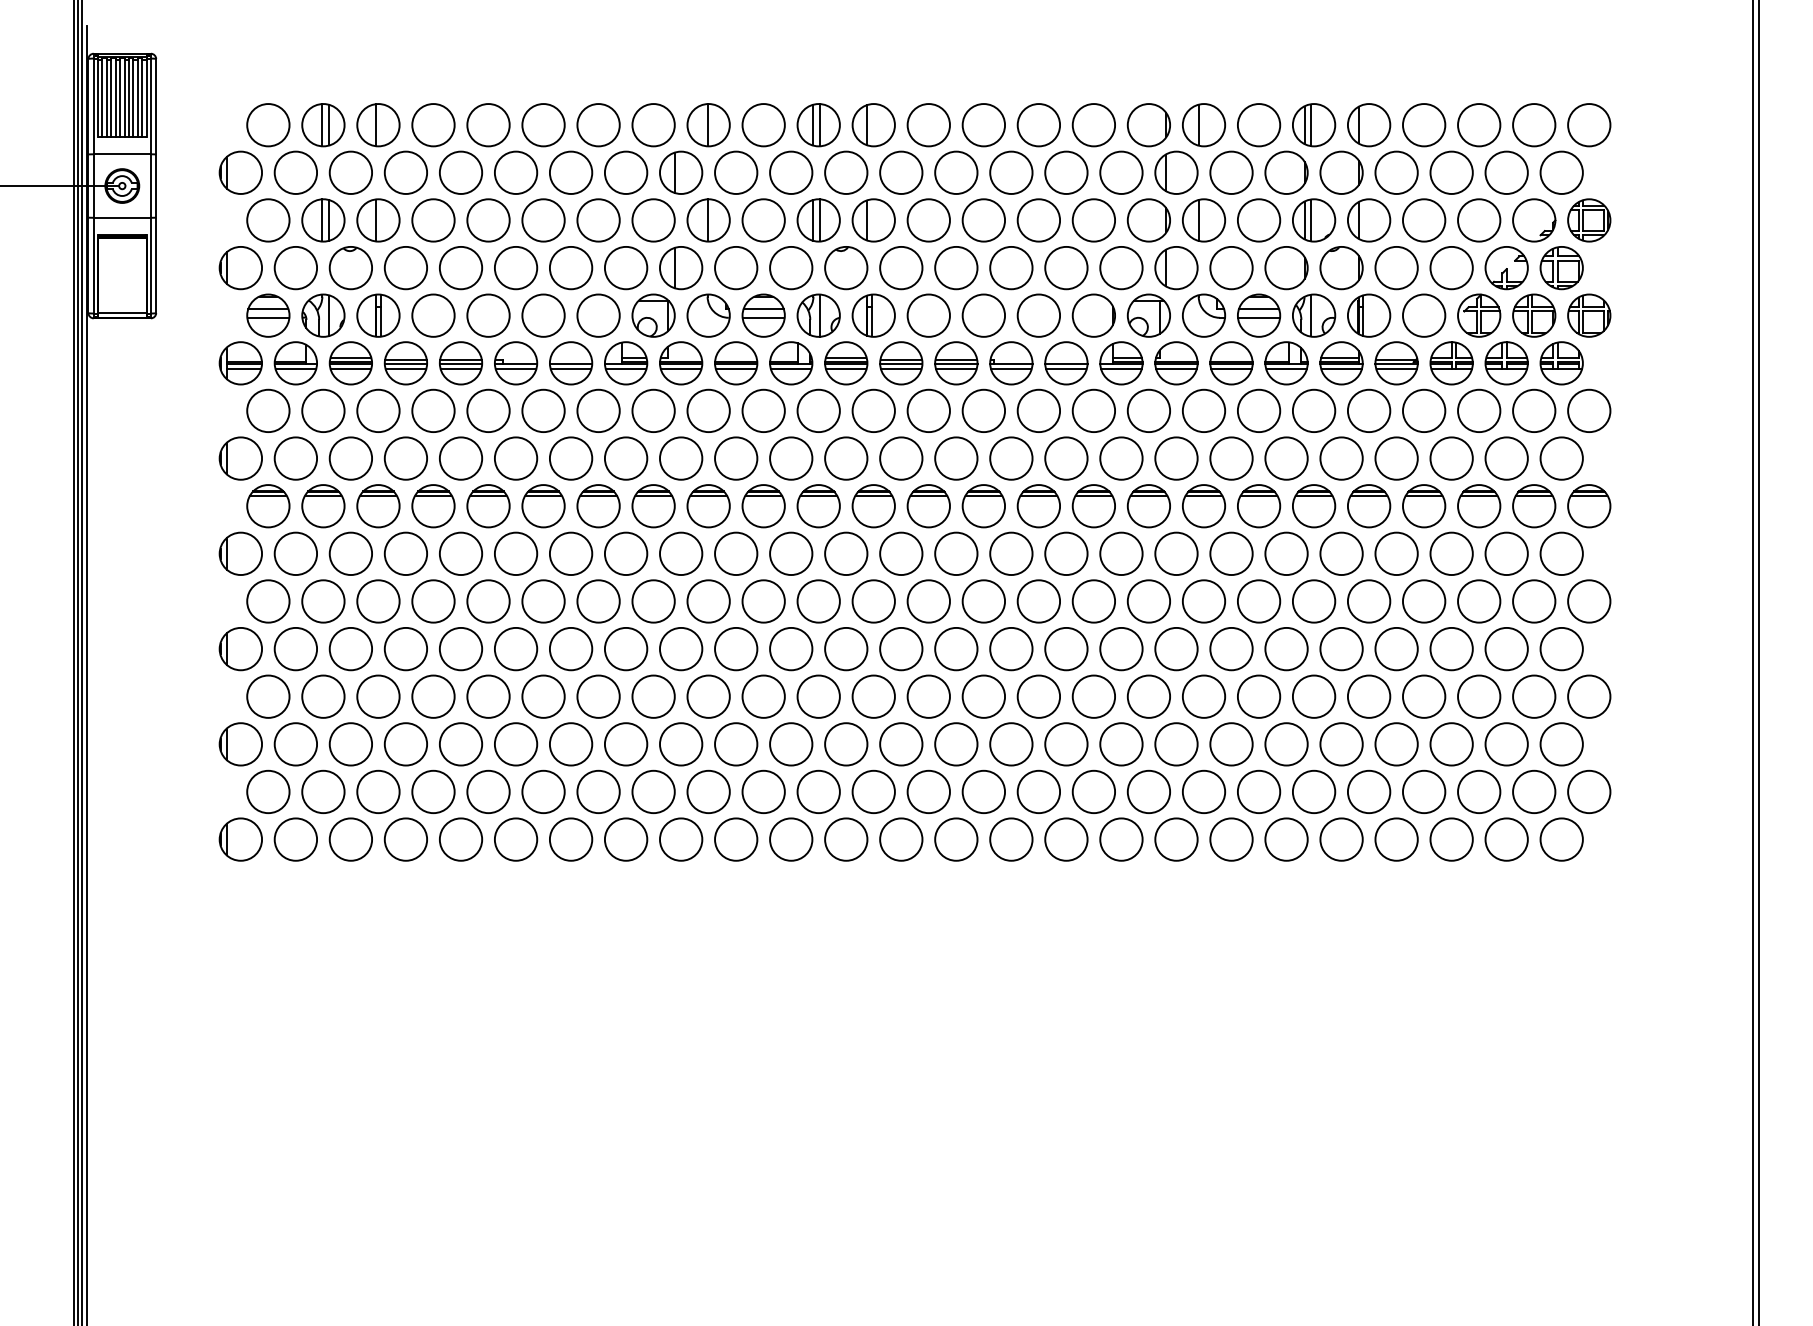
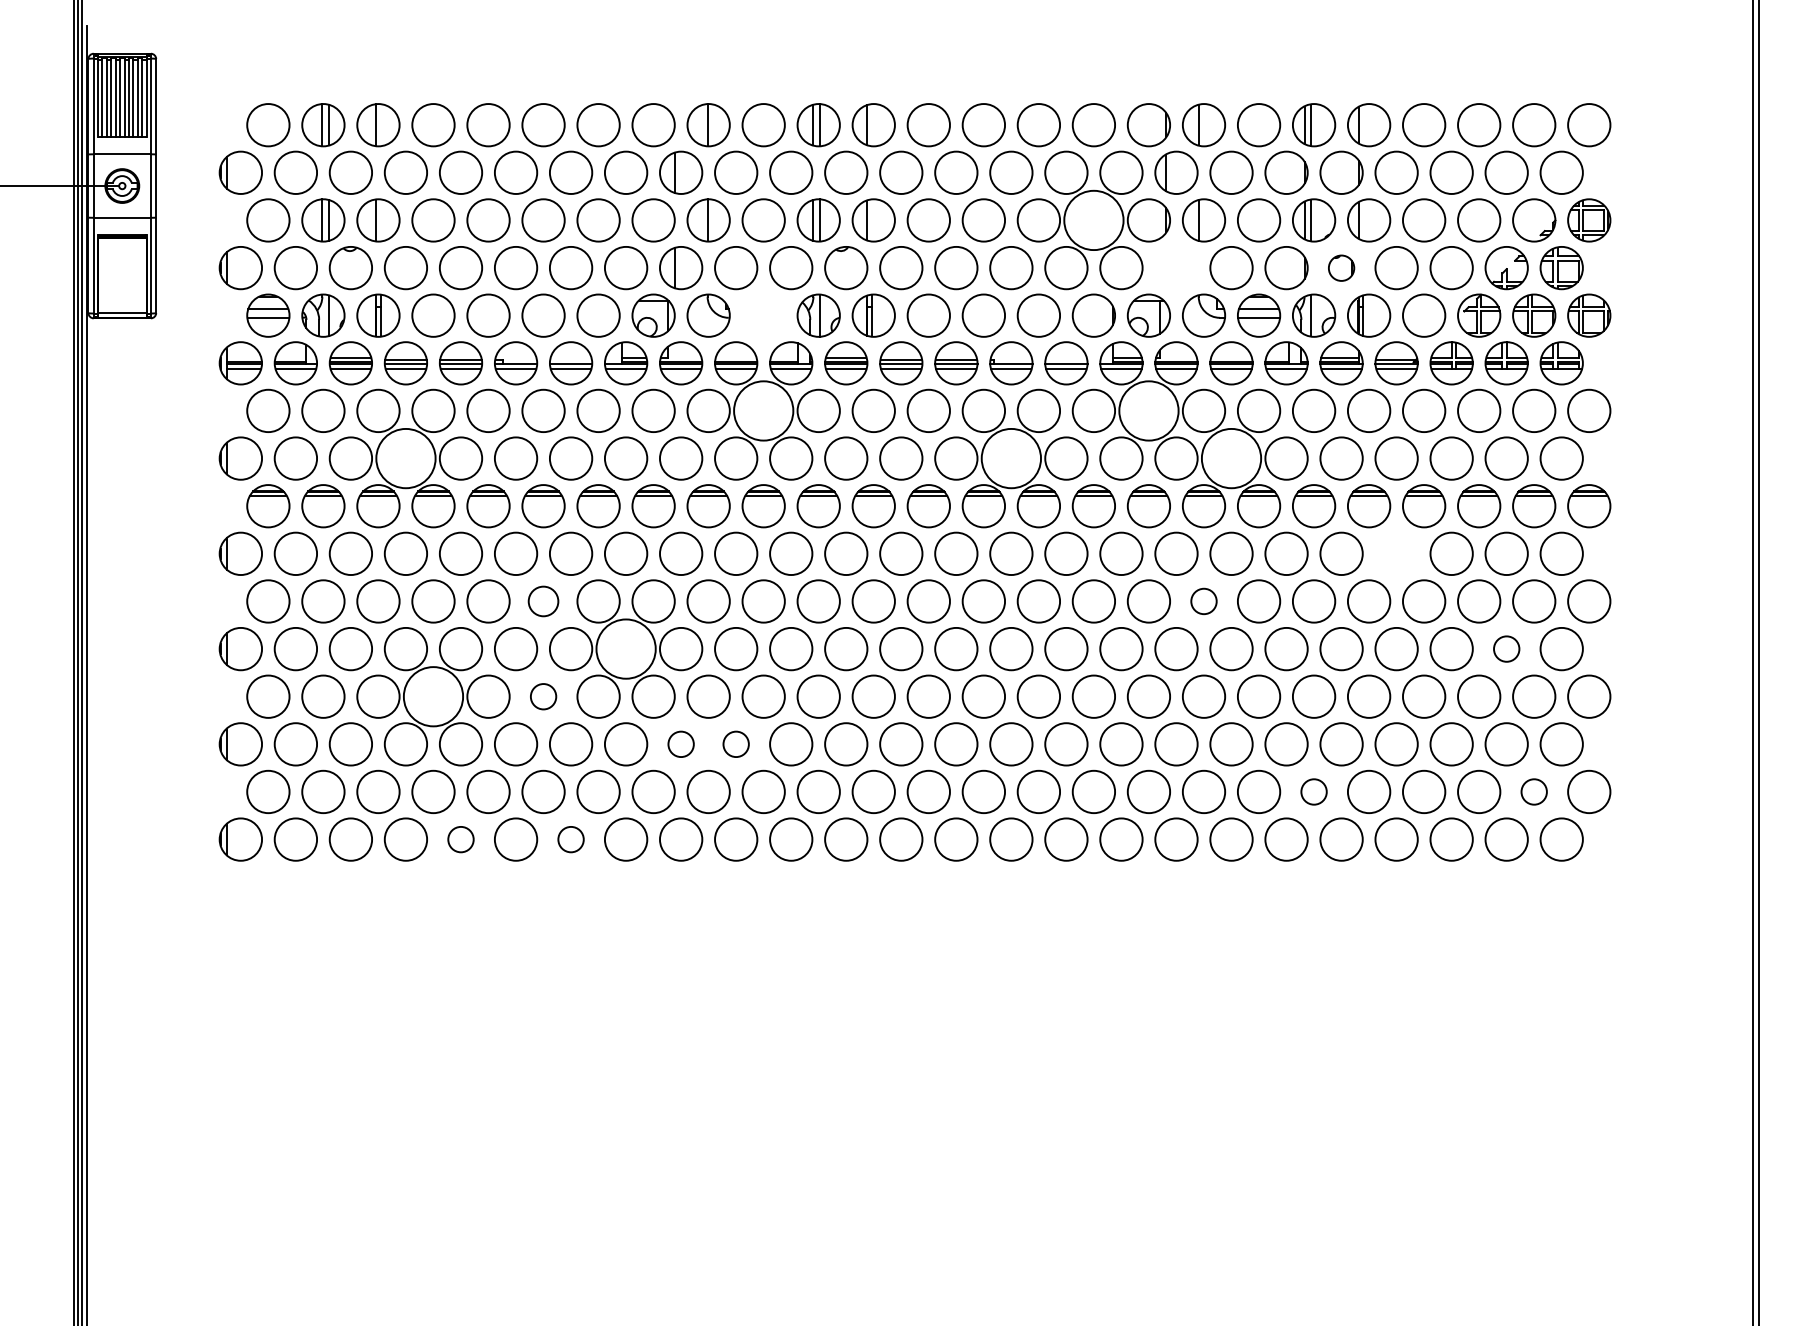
circle diameter: 42 px -> 59 px (1093, 220)
part: present -> none (1176, 268)
part size: 45x45 px -> 28x28 px (1341, 267)
part: present -> none (763, 315)
circle diameter: 42 px -> 59 px (763, 410)
circle diameter: 42 px -> 59 px (1148, 410)
circle diameter: 42 px -> 59 px (405, 458)
circle diameter: 42 px -> 59 px (1011, 458)
circle diameter: 42 px -> 59 px (1231, 458)
circle: present -> none (1396, 553)
circle size: 45x45 px -> 33x33 px (543, 601)
circle diameter: 42 px -> 25 px (1203, 601)
circle diameter: 42 px -> 59 px (625, 648)
circle diameter: 42 px -> 25 px (1506, 648)
circle diameter: 42 px -> 59 px (433, 696)
circle diameter: 42 px -> 25 px (543, 696)
circle diameter: 42 px -> 25 px (680, 744)
circle diameter: 42 px -> 25 px (735, 744)
circle diameter: 42 px -> 25 px (1313, 791)
circle diameter: 42 px -> 25 px (1533, 791)
circle diameter: 42 px -> 25 px (460, 839)
circle diameter: 42 px -> 25 px (570, 839)
